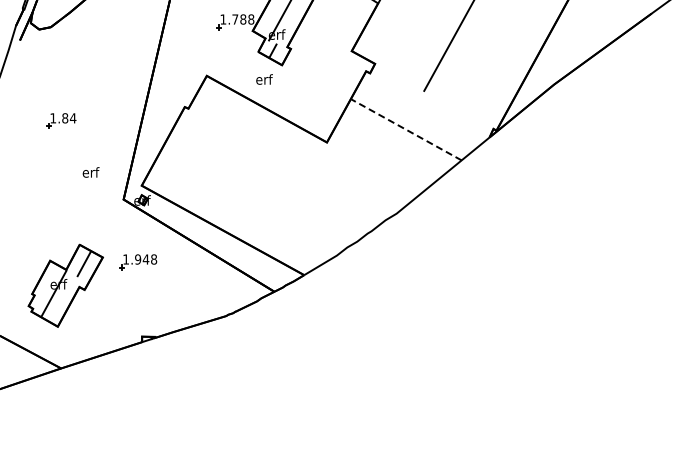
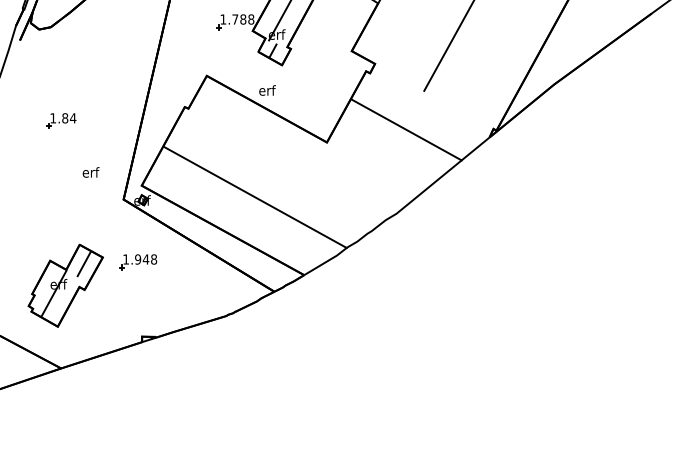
text position: (264, 79) -> (267, 90) (267, 90)
line: dashed -> solid (406, 129)
line: none -> present (255, 197)
